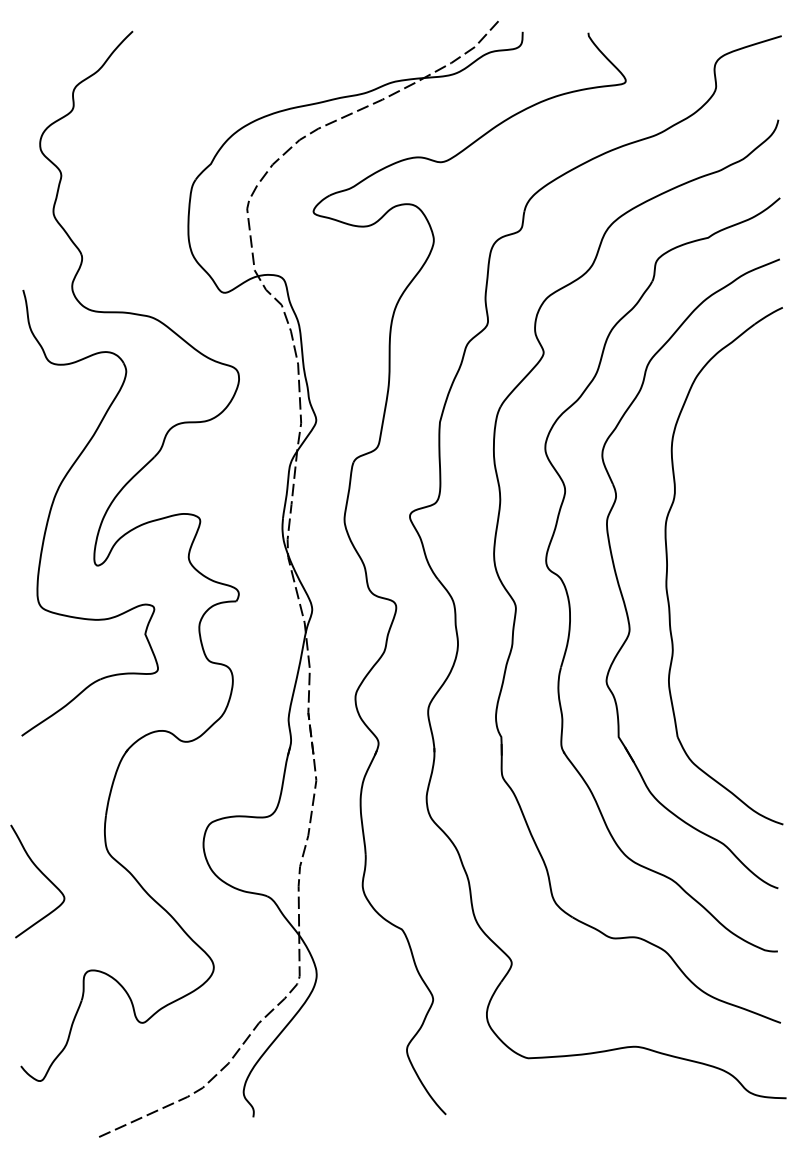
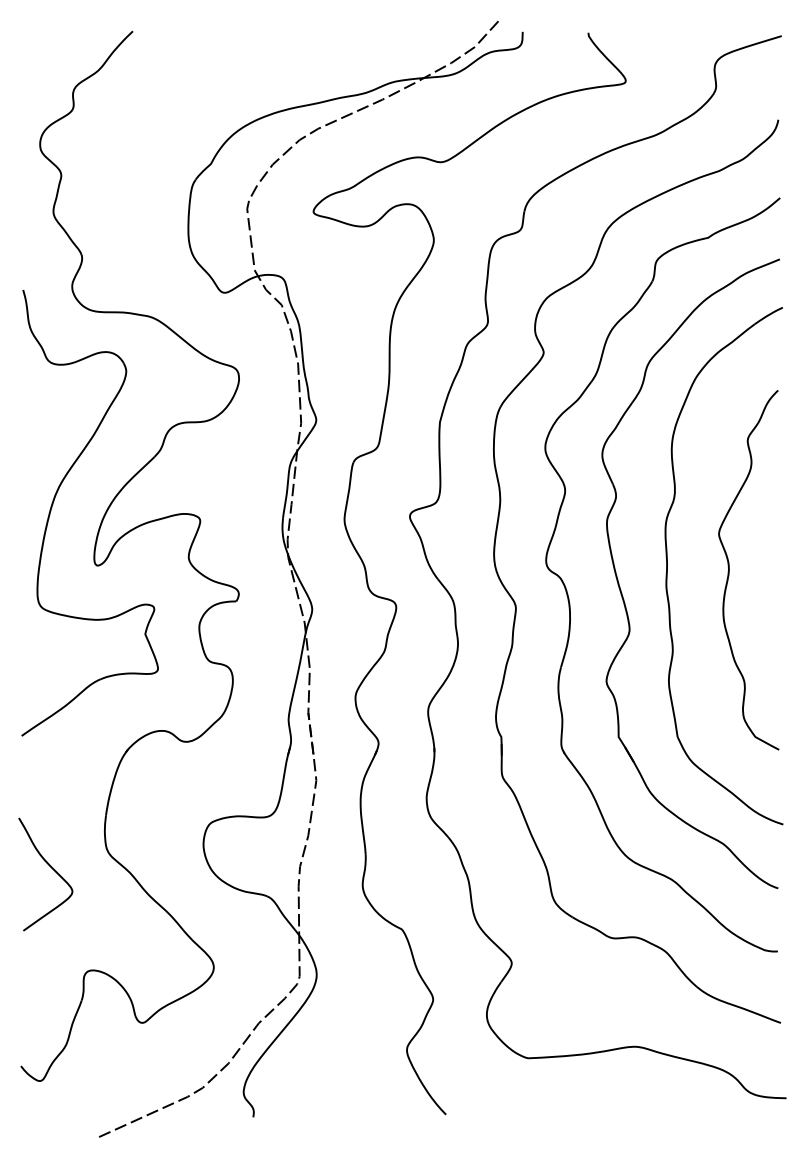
curve: none -> present (729, 570)
curve position: (43, 875) -> (51, 868) (51, 868)
